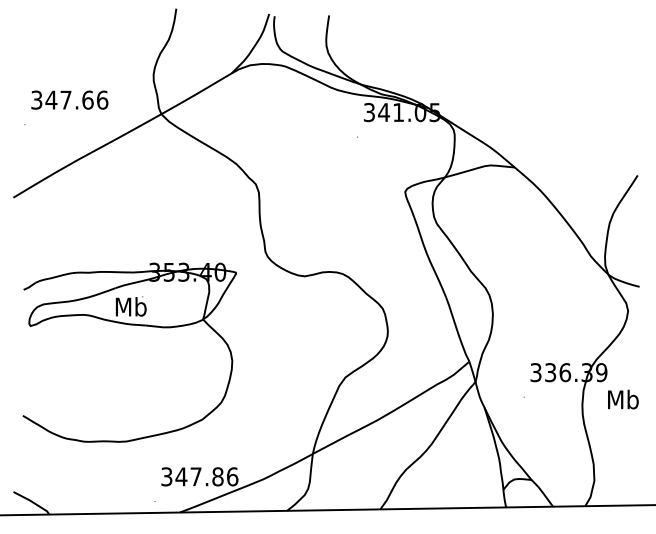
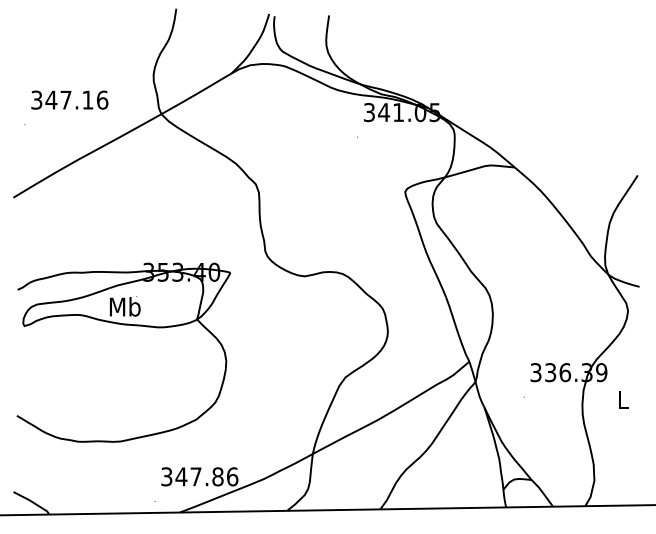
text: 347.66 -> 347.16 (87, 99)
part position: (129, 325) -> (123, 325) (123, 325)
text: Mb -> L (623, 399)
